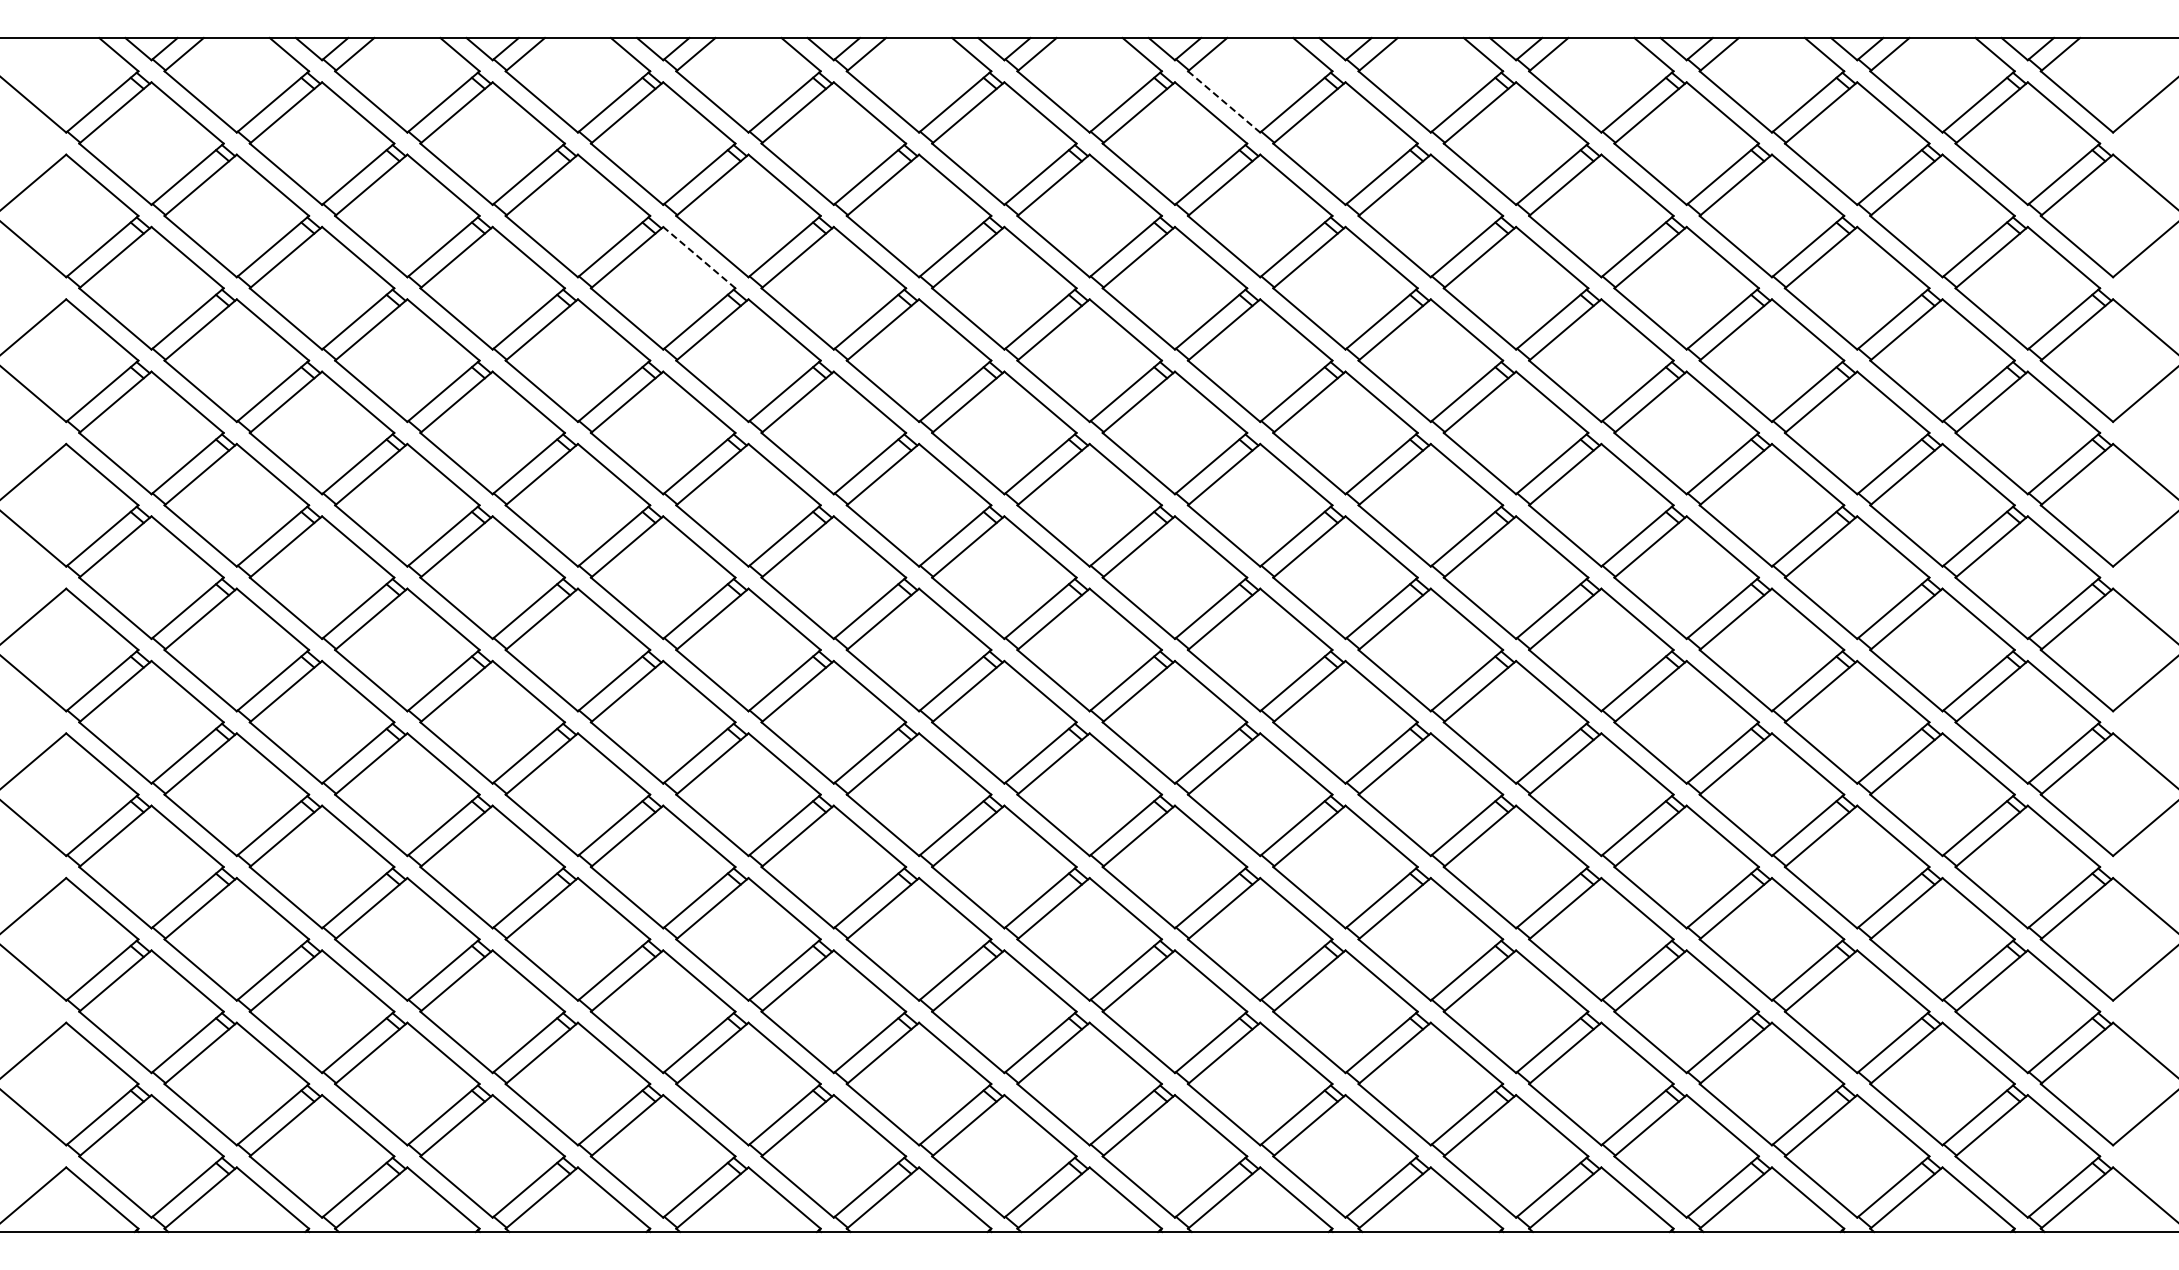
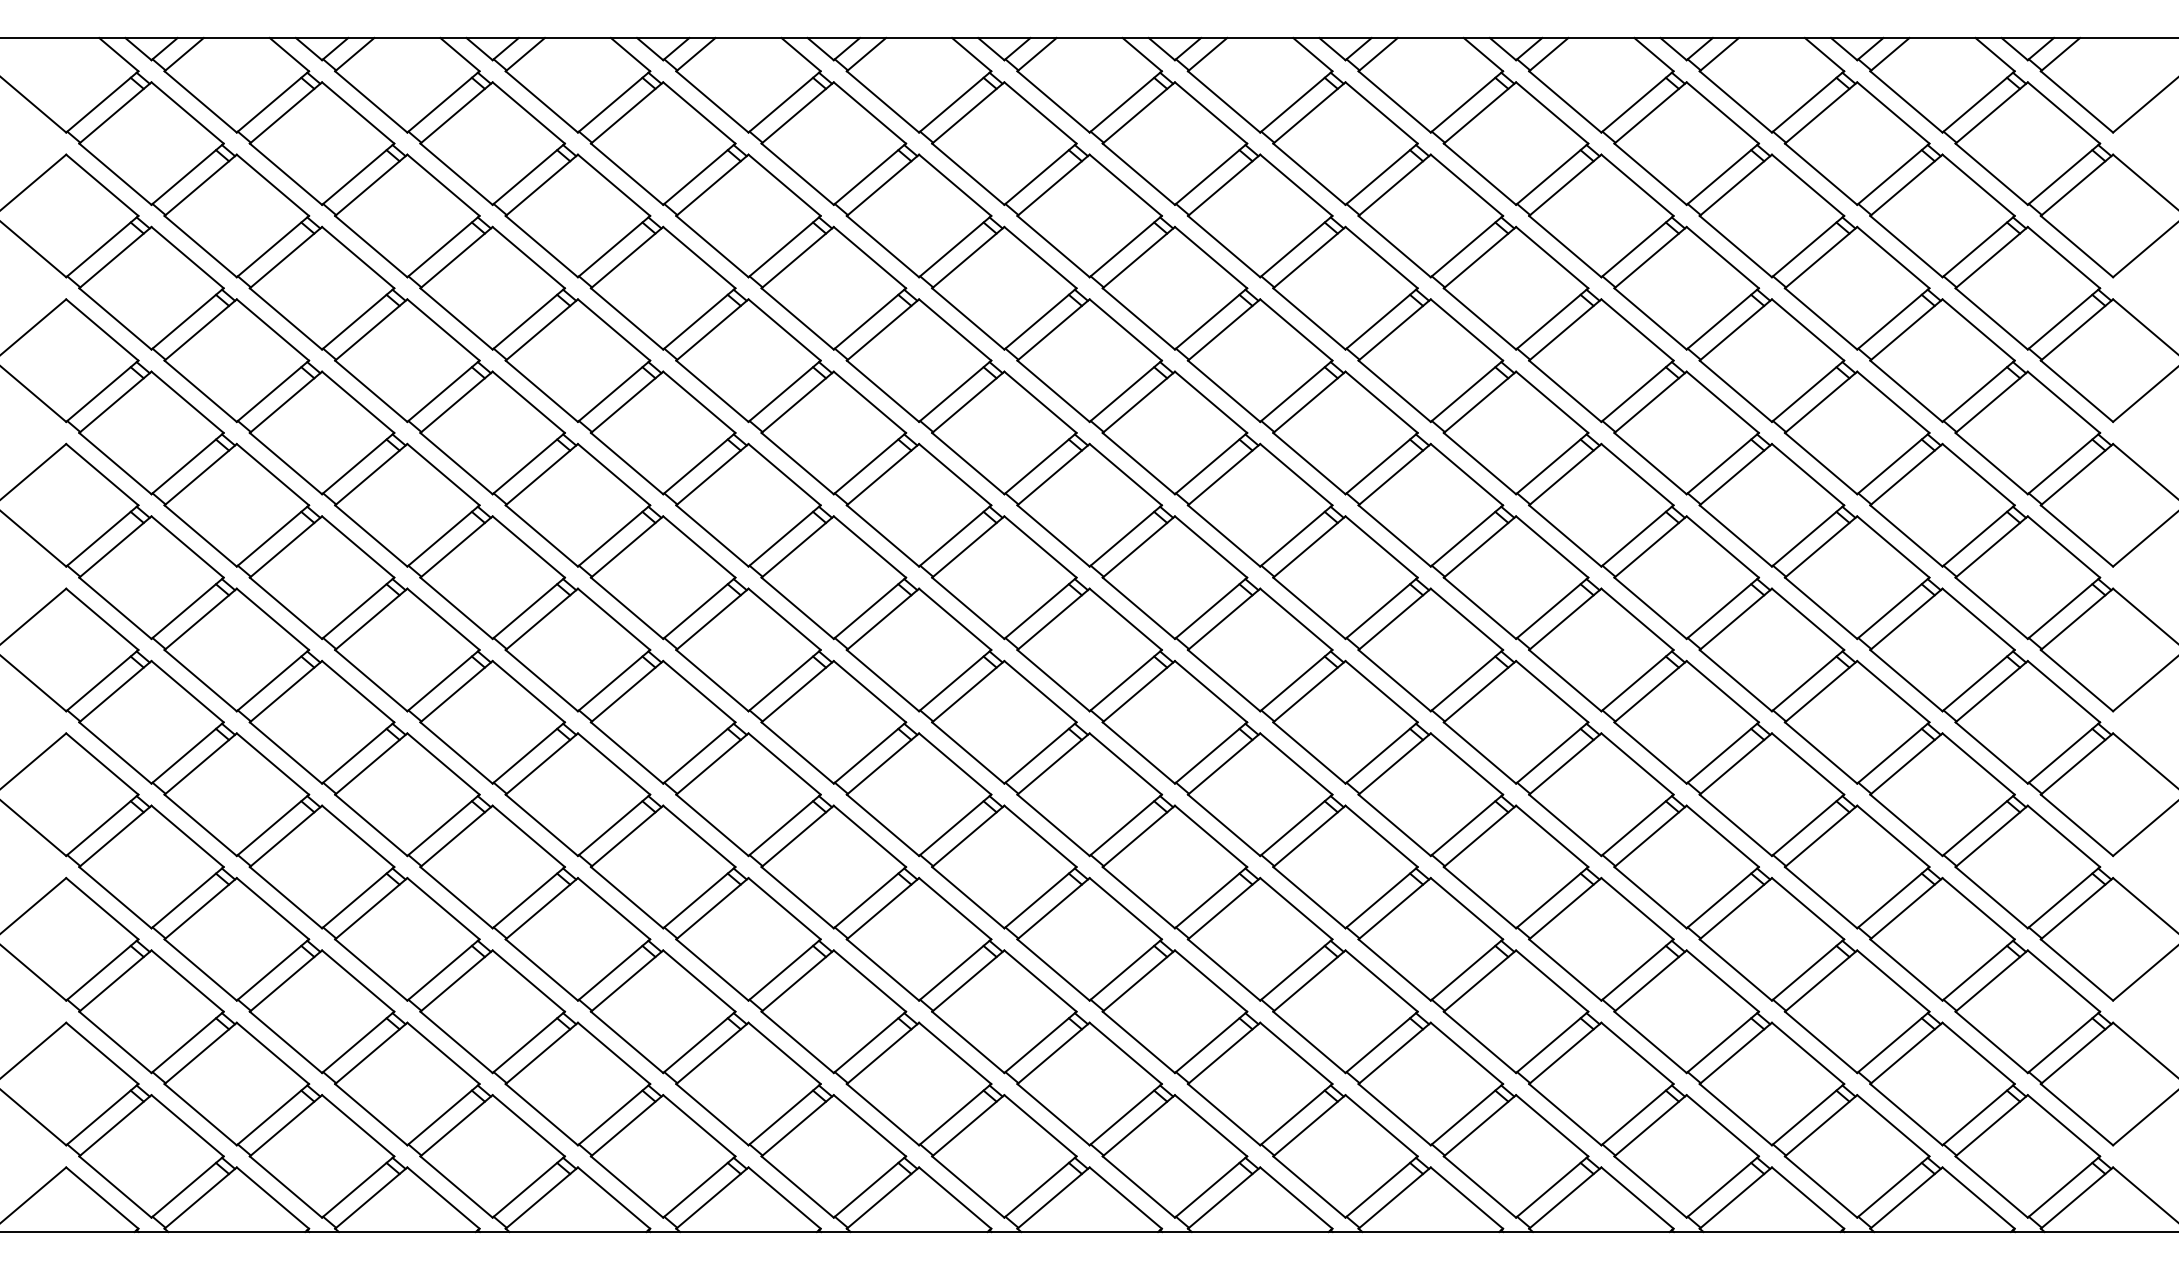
line: dashed -> solid (1224, 102)
line: dashed -> solid (698, 257)
